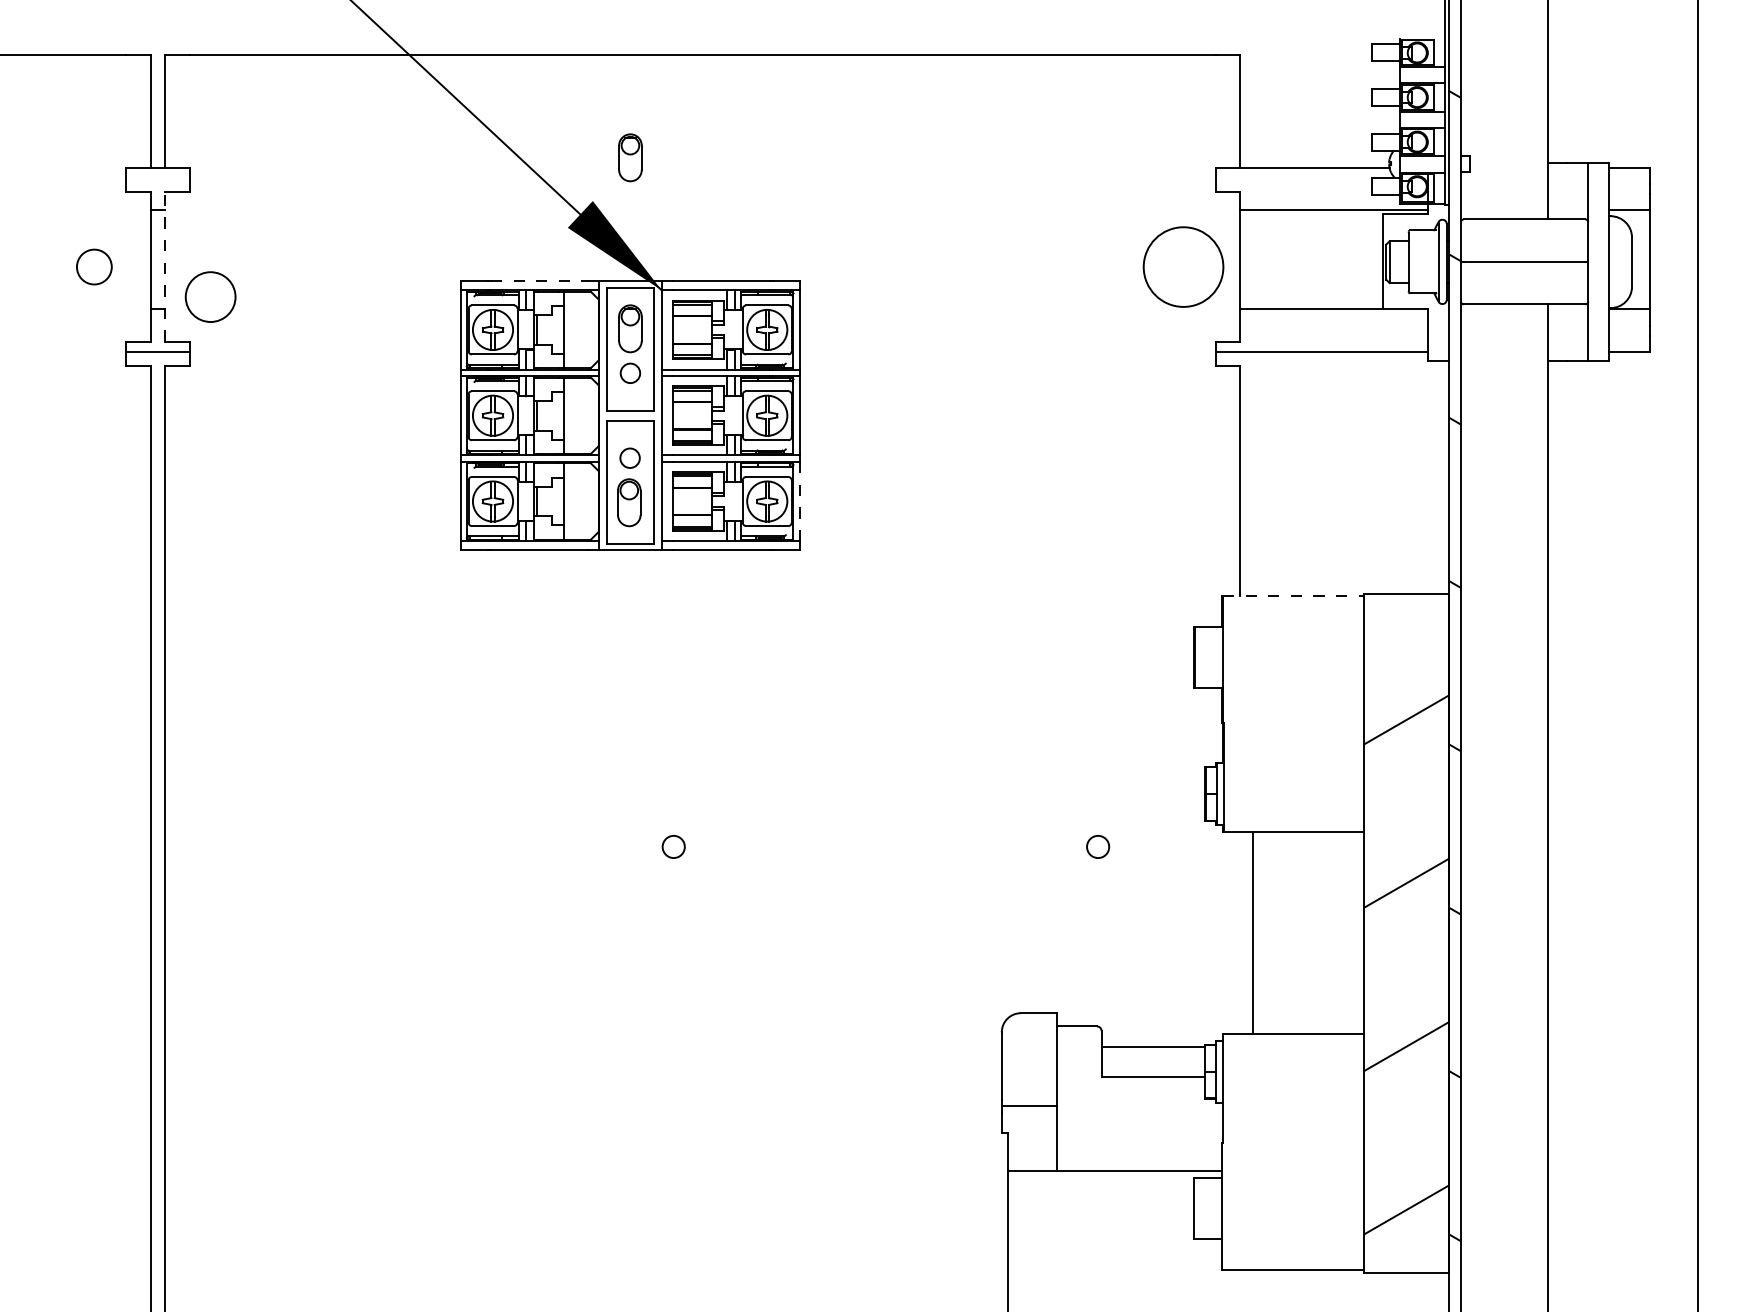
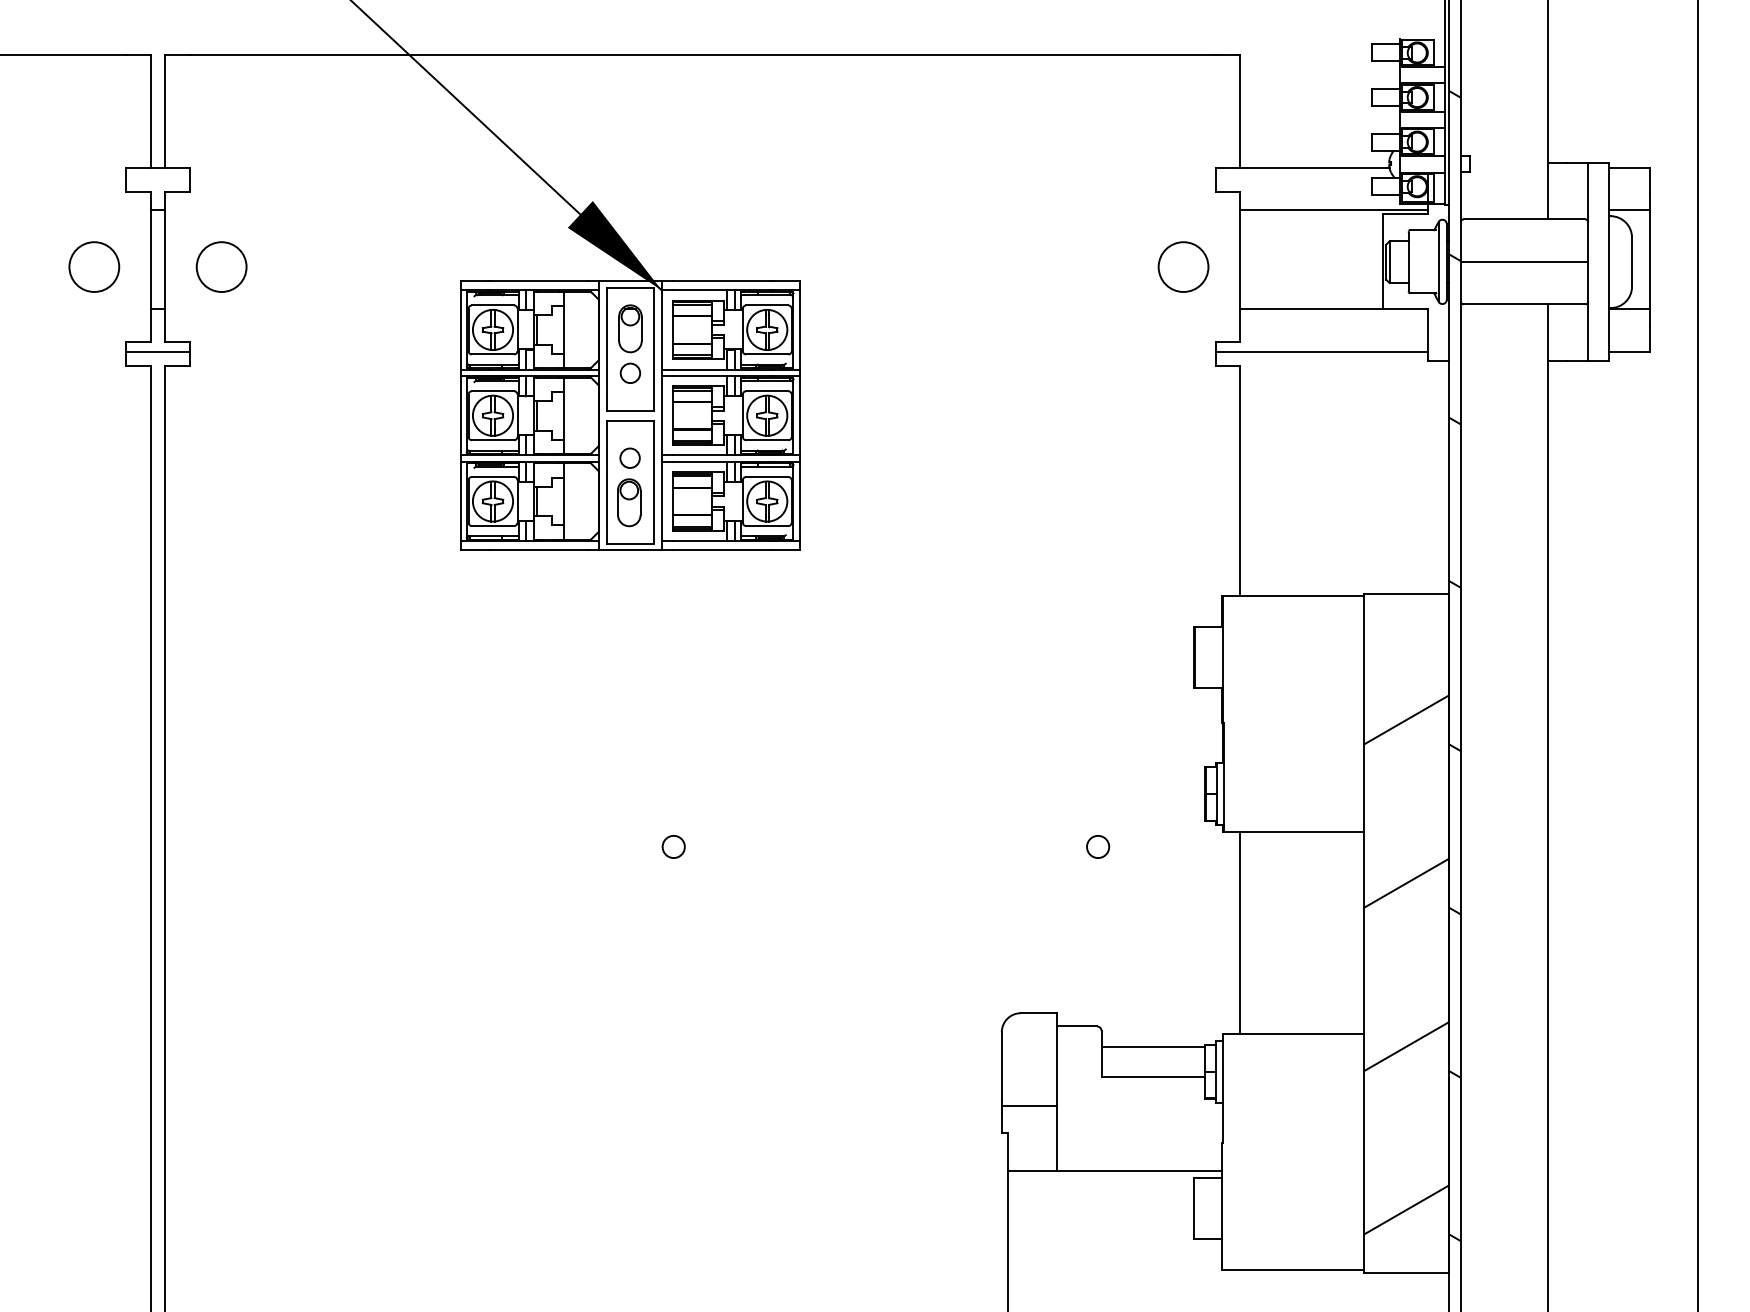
part: present -> none (630, 157)
circle size: 37x38 px -> 53x52 px (94, 266)
circle diameter: 80 px -> 50 px (1183, 267)
line: dashed -> solid (165, 267)
line: dashed -> solid (539, 281)
circle position: (210, 296) -> (221, 266) (221, 266)
line: dashed -> solid (800, 501)
line: dashed -> solid (1293, 596)
line position: (1253, 932) -> (1240, 932) (1240, 932)
